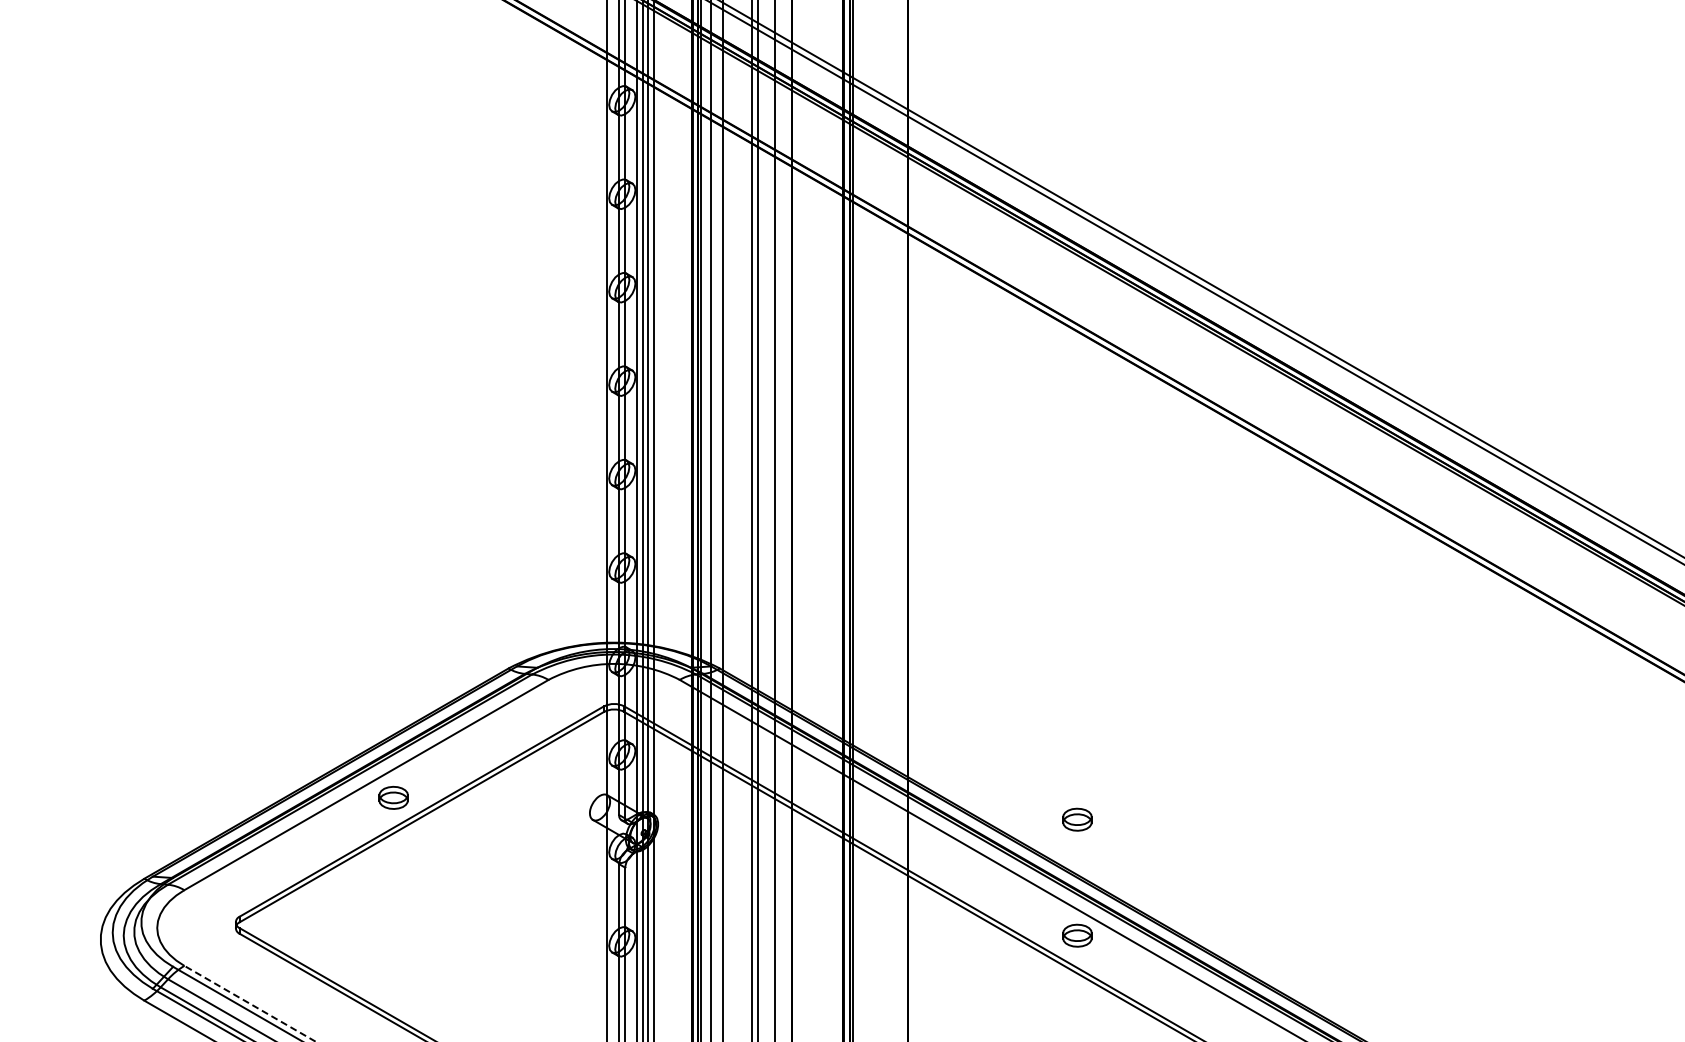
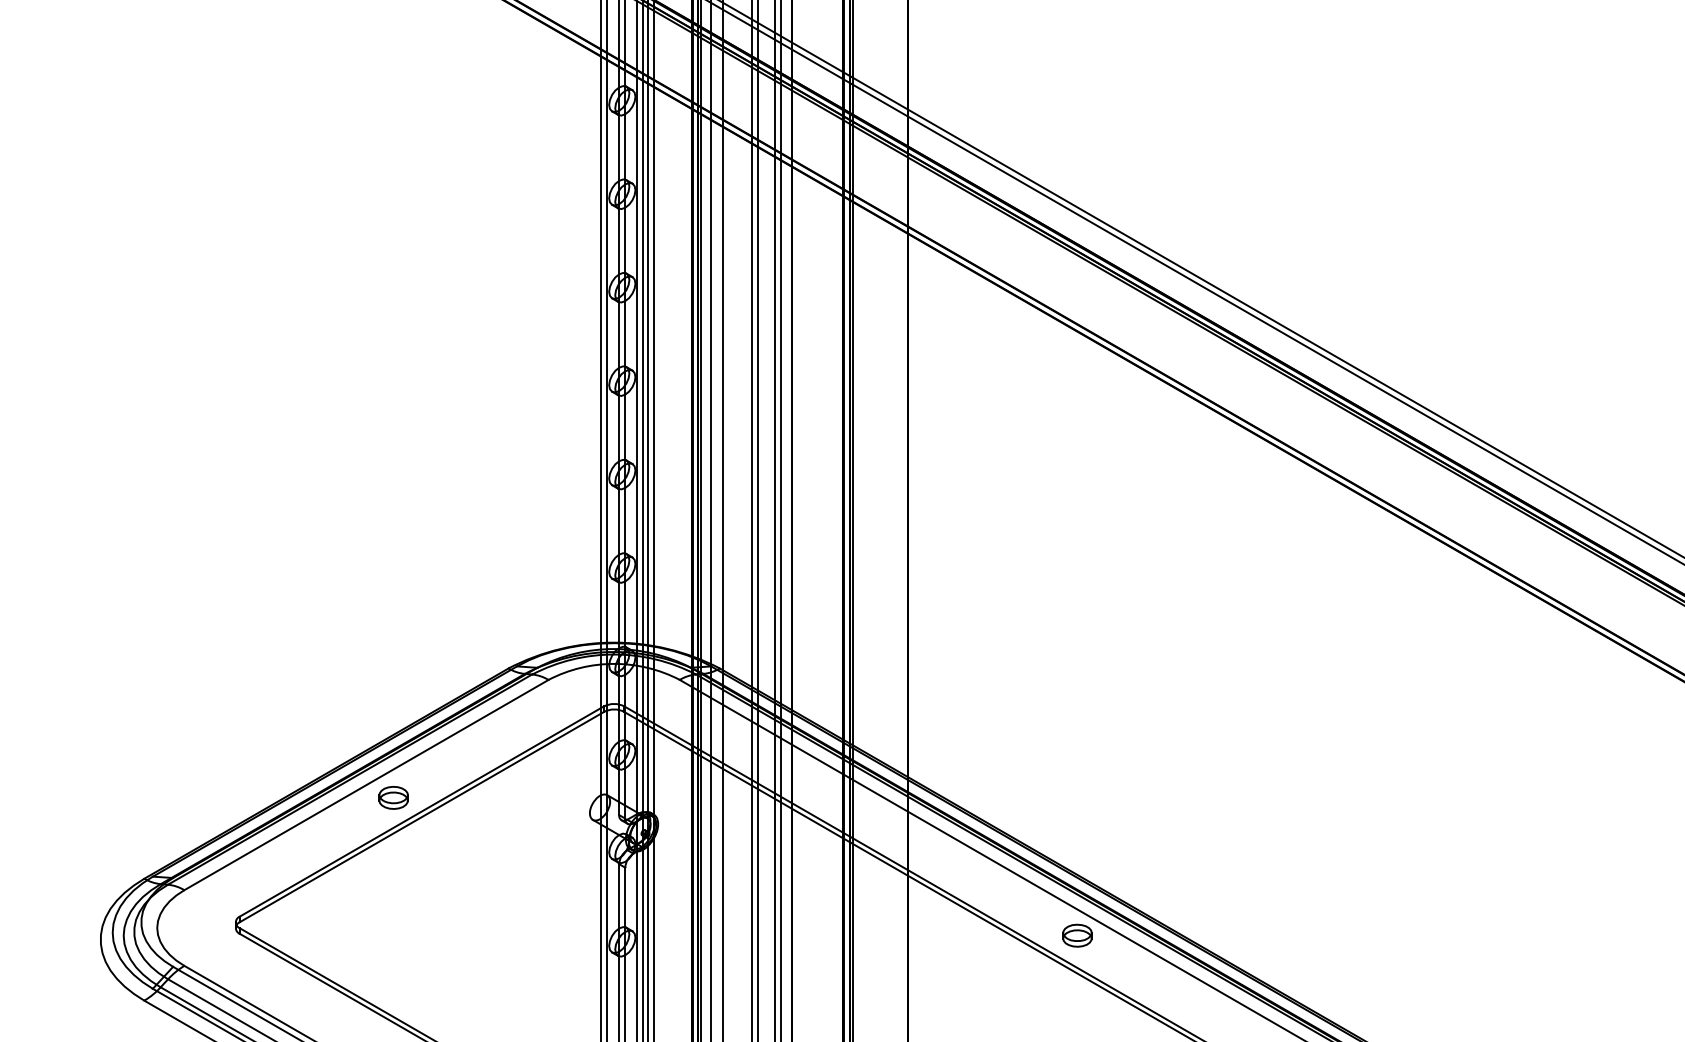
line: none -> present (601, 520)
line: none -> present (781, 520)
part: present -> none (1077, 819)
line: dashed -> solid (250, 1003)
